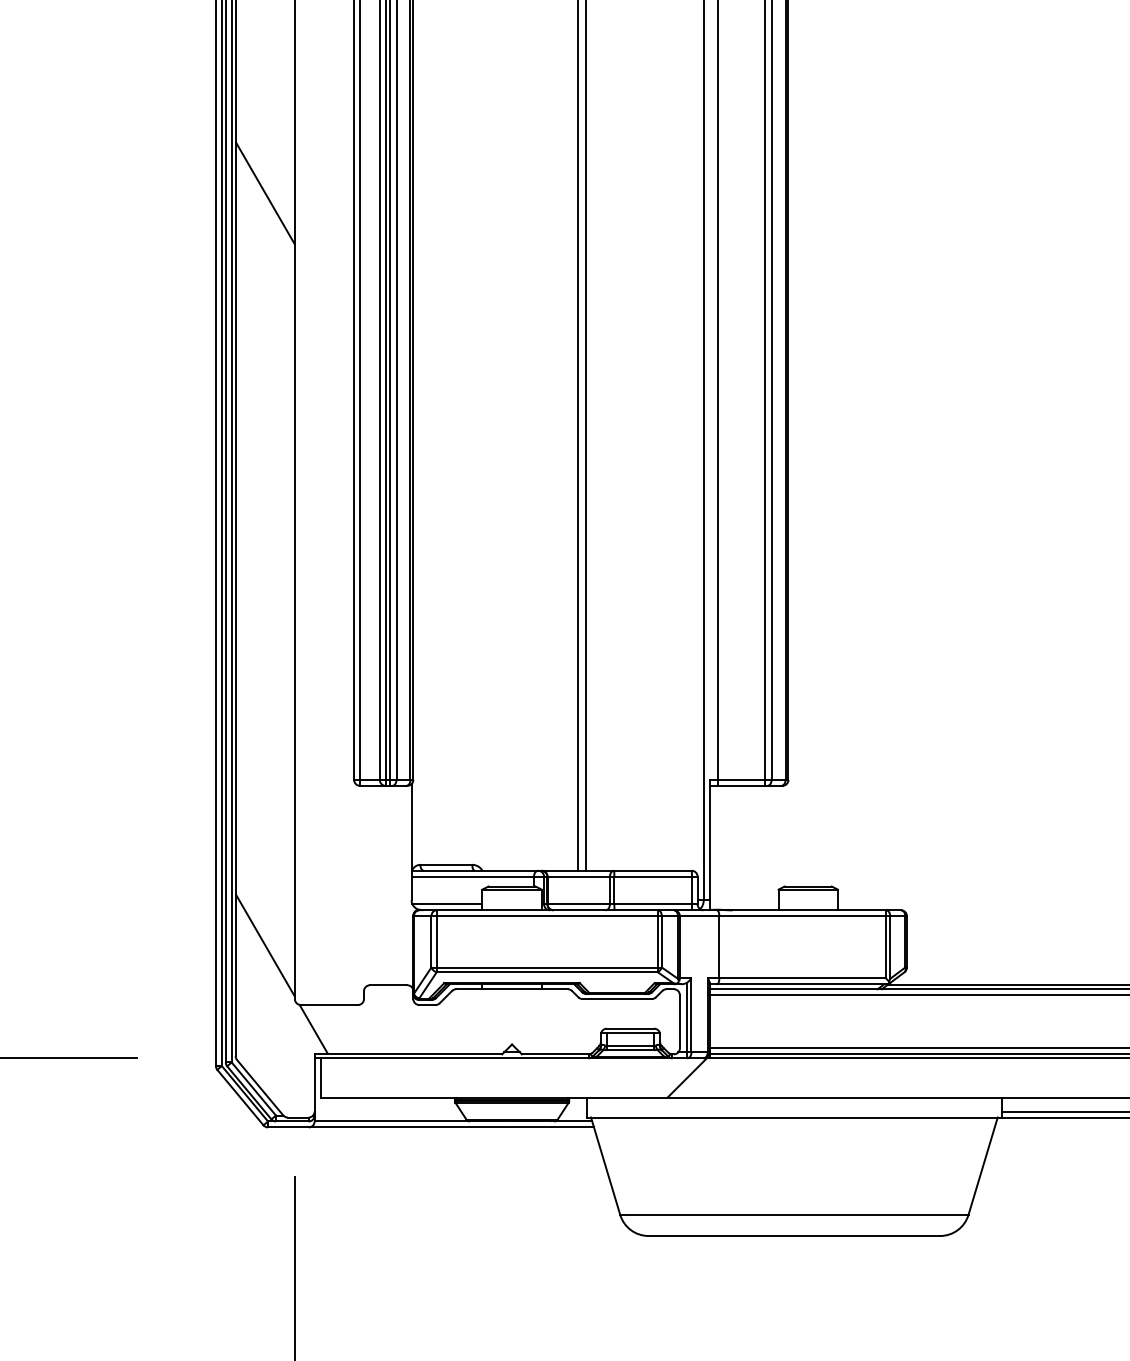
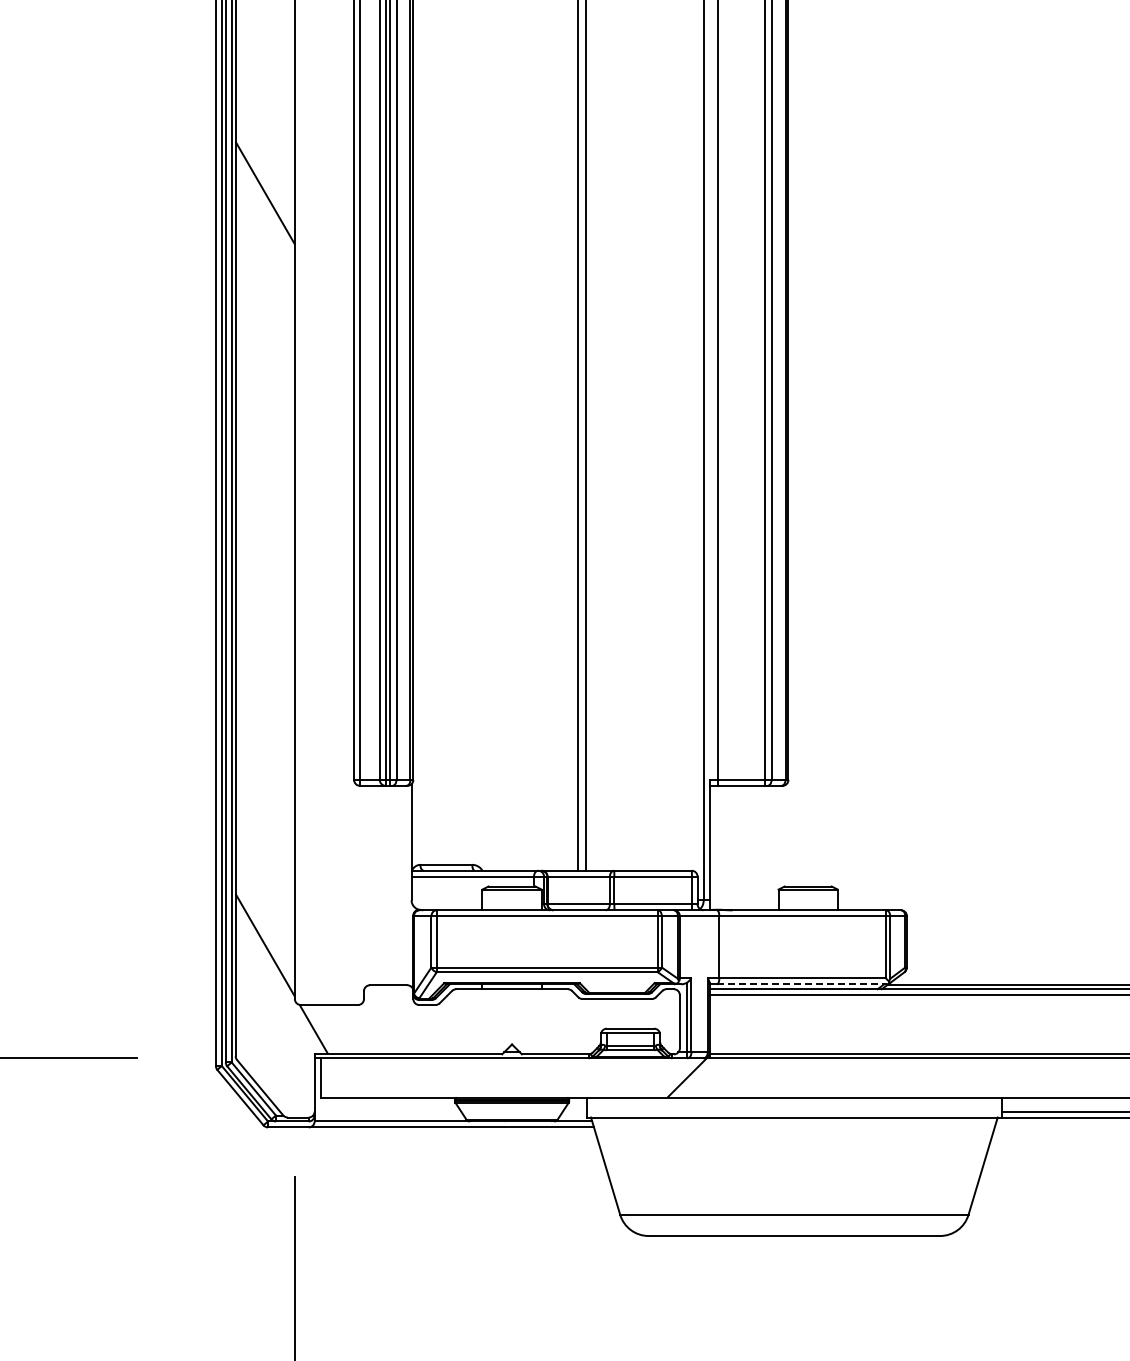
line: present -> none (447, 904)
line: solid -> dashed (801, 984)
line: present -> none (917, 1048)
